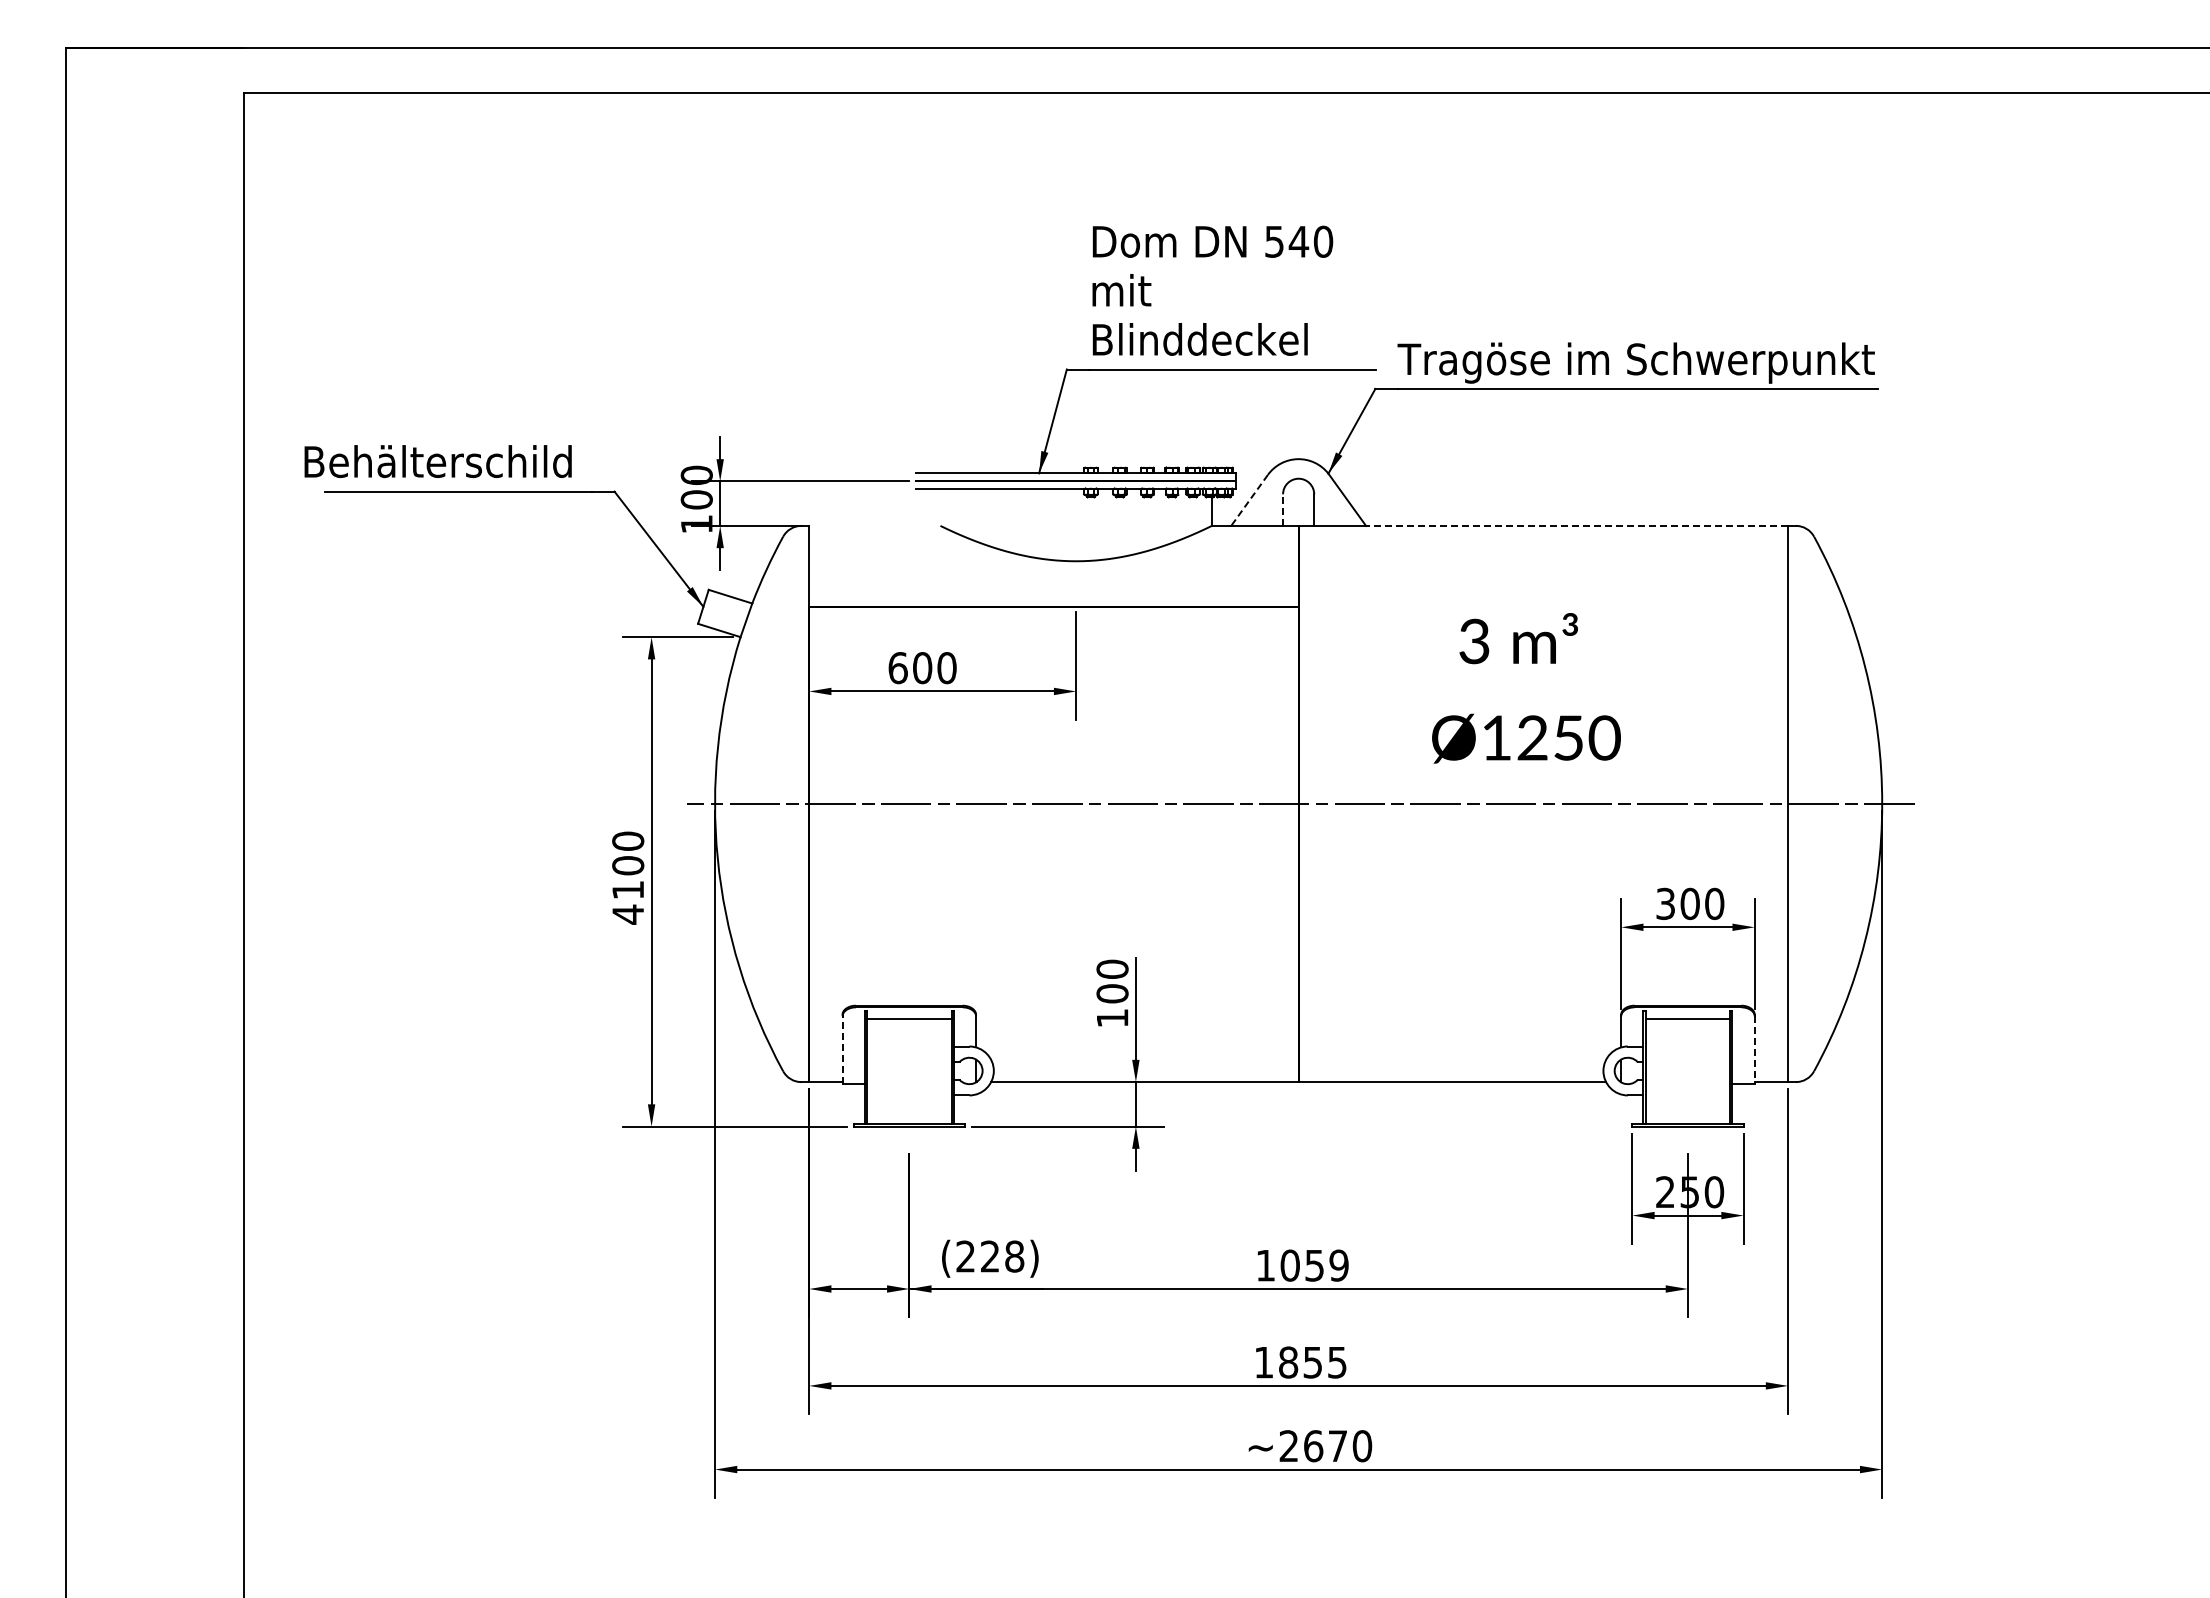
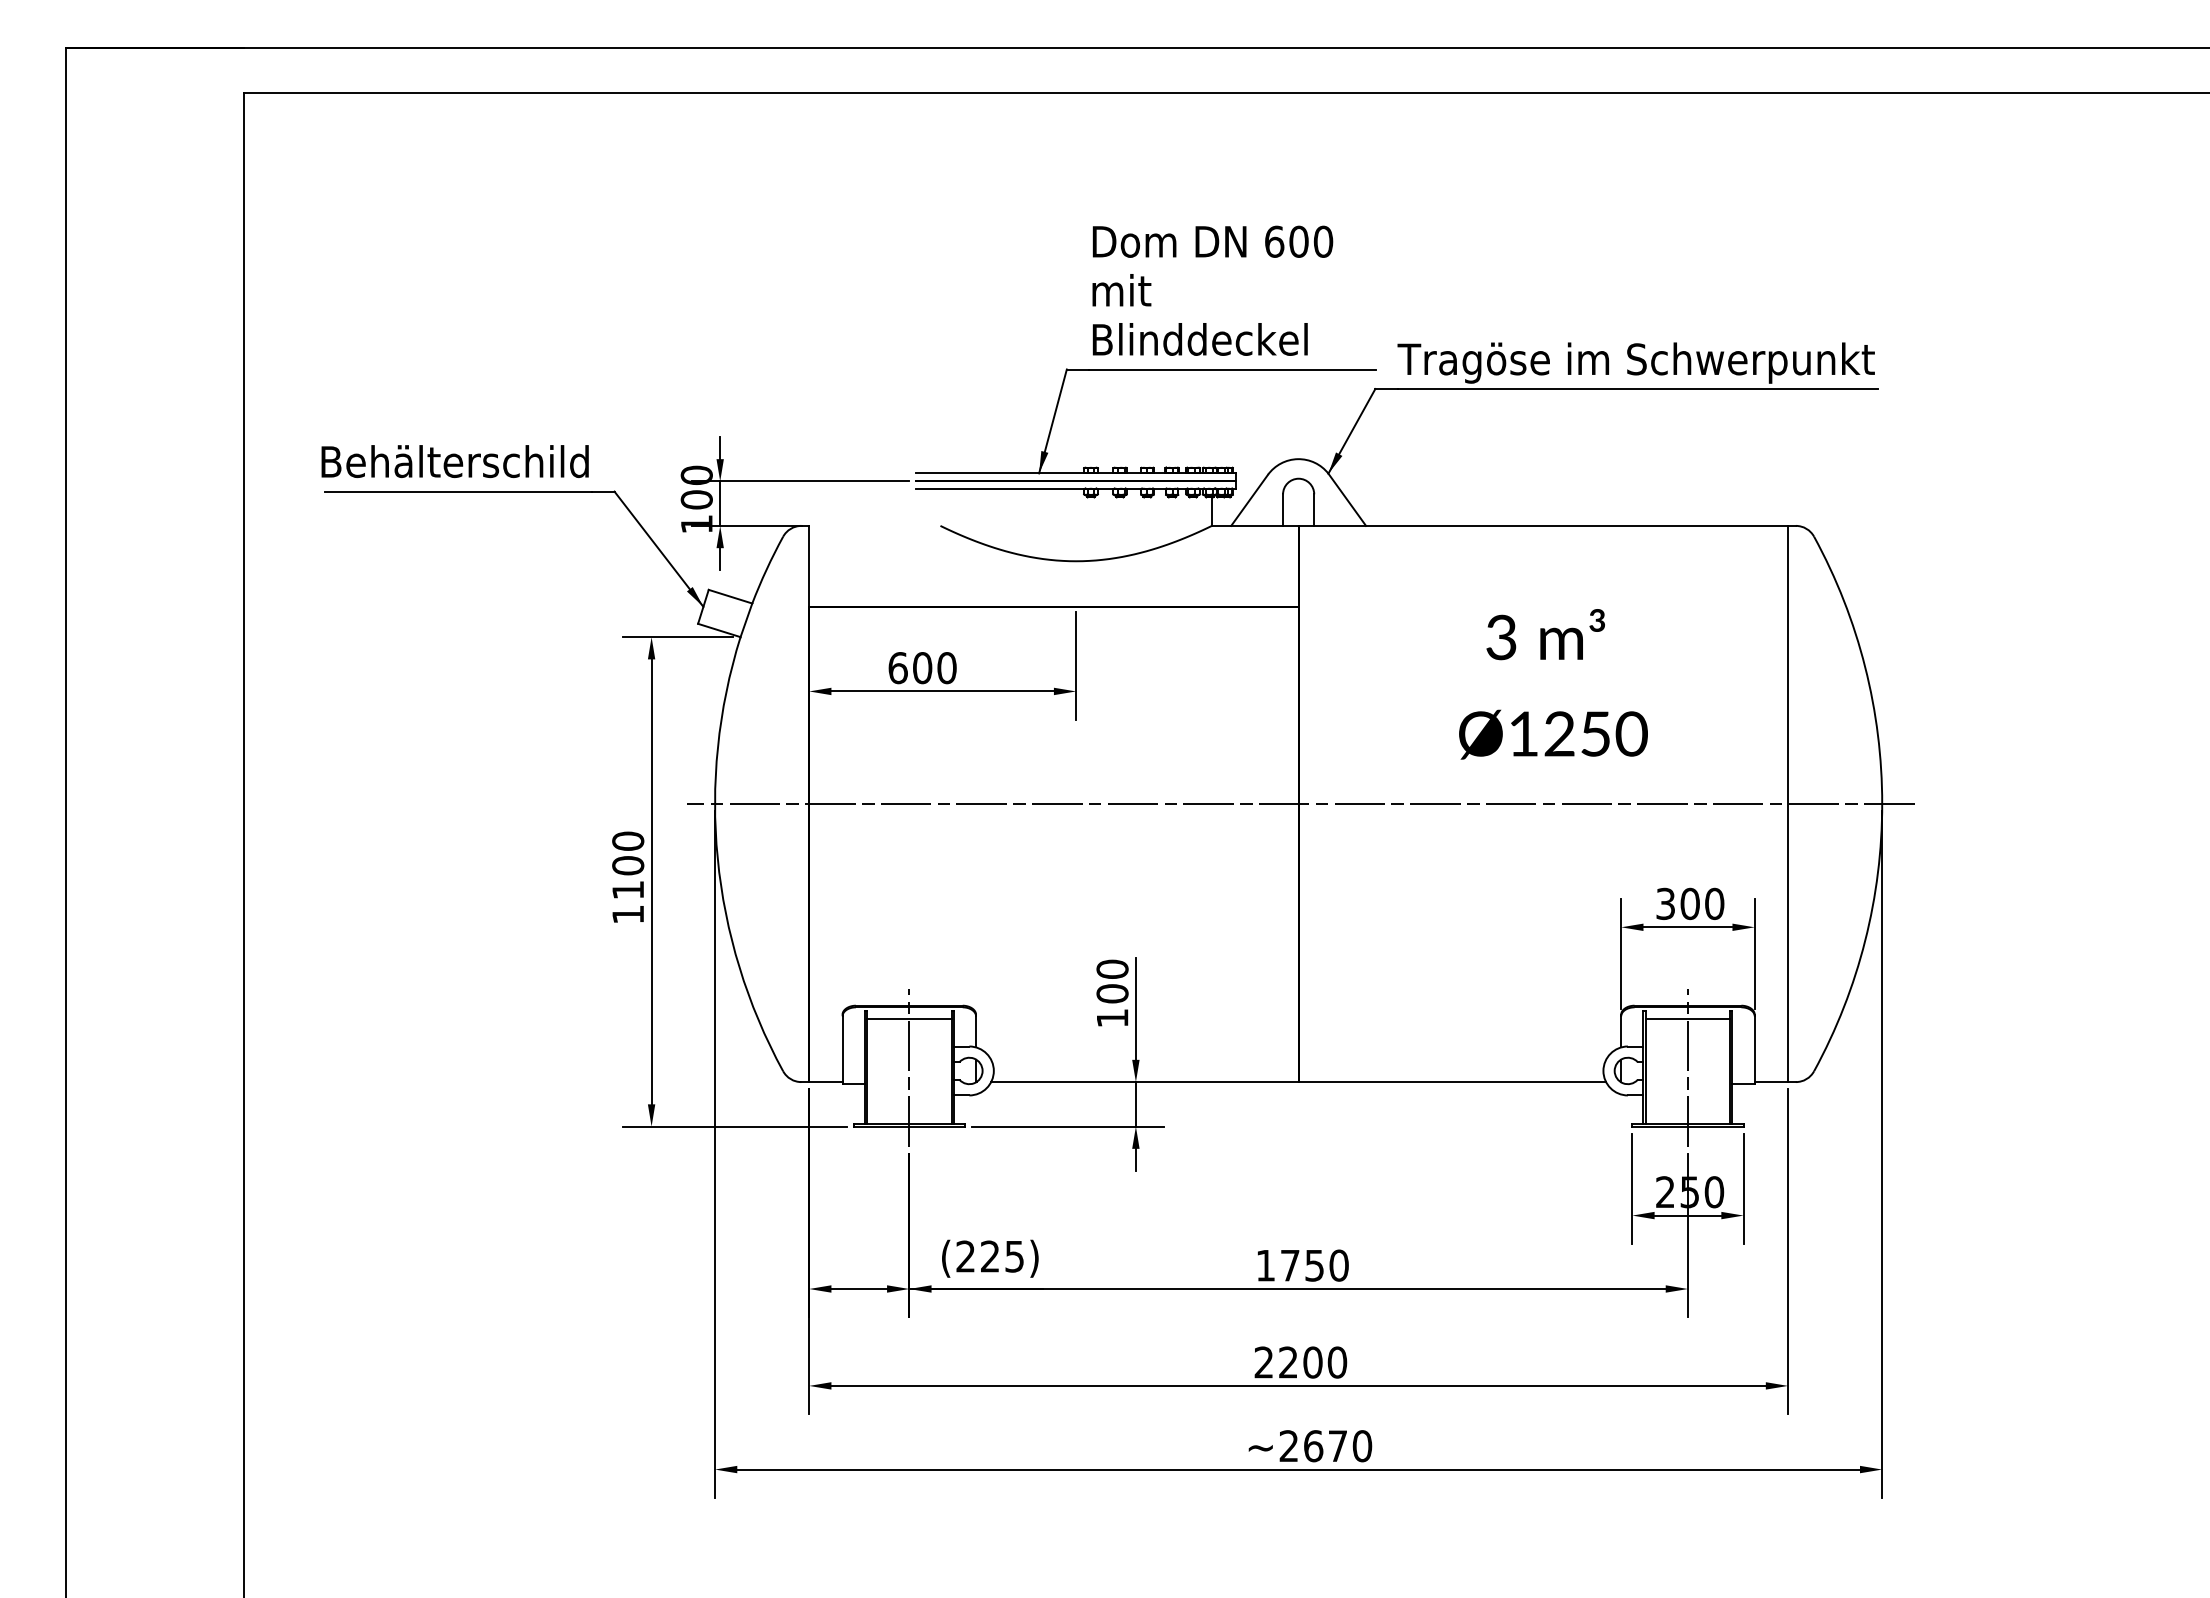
text: 540 -> 600 (1287, 241)
text position: (437, 461) -> (454, 461) (454, 461)
line: dashed -> solid (1249, 500)
line: dashed -> solid (1283, 510)
line: dashed -> solid (1576, 525)
text position: (1526, 688) -> (1553, 684) (1553, 684)
text: 4100 -> 1100 (627, 914)
line: dashed -> solid (842, 1049)
line: dashed -> solid (1754, 1050)
line: none -> present (909, 1067)
line: none -> present (1687, 1067)
text: (228) -> (225) (1014, 1256)
text: 1059 -> 1750 (1314, 1265)
text: 1855 -> 2200 (1300, 1362)
